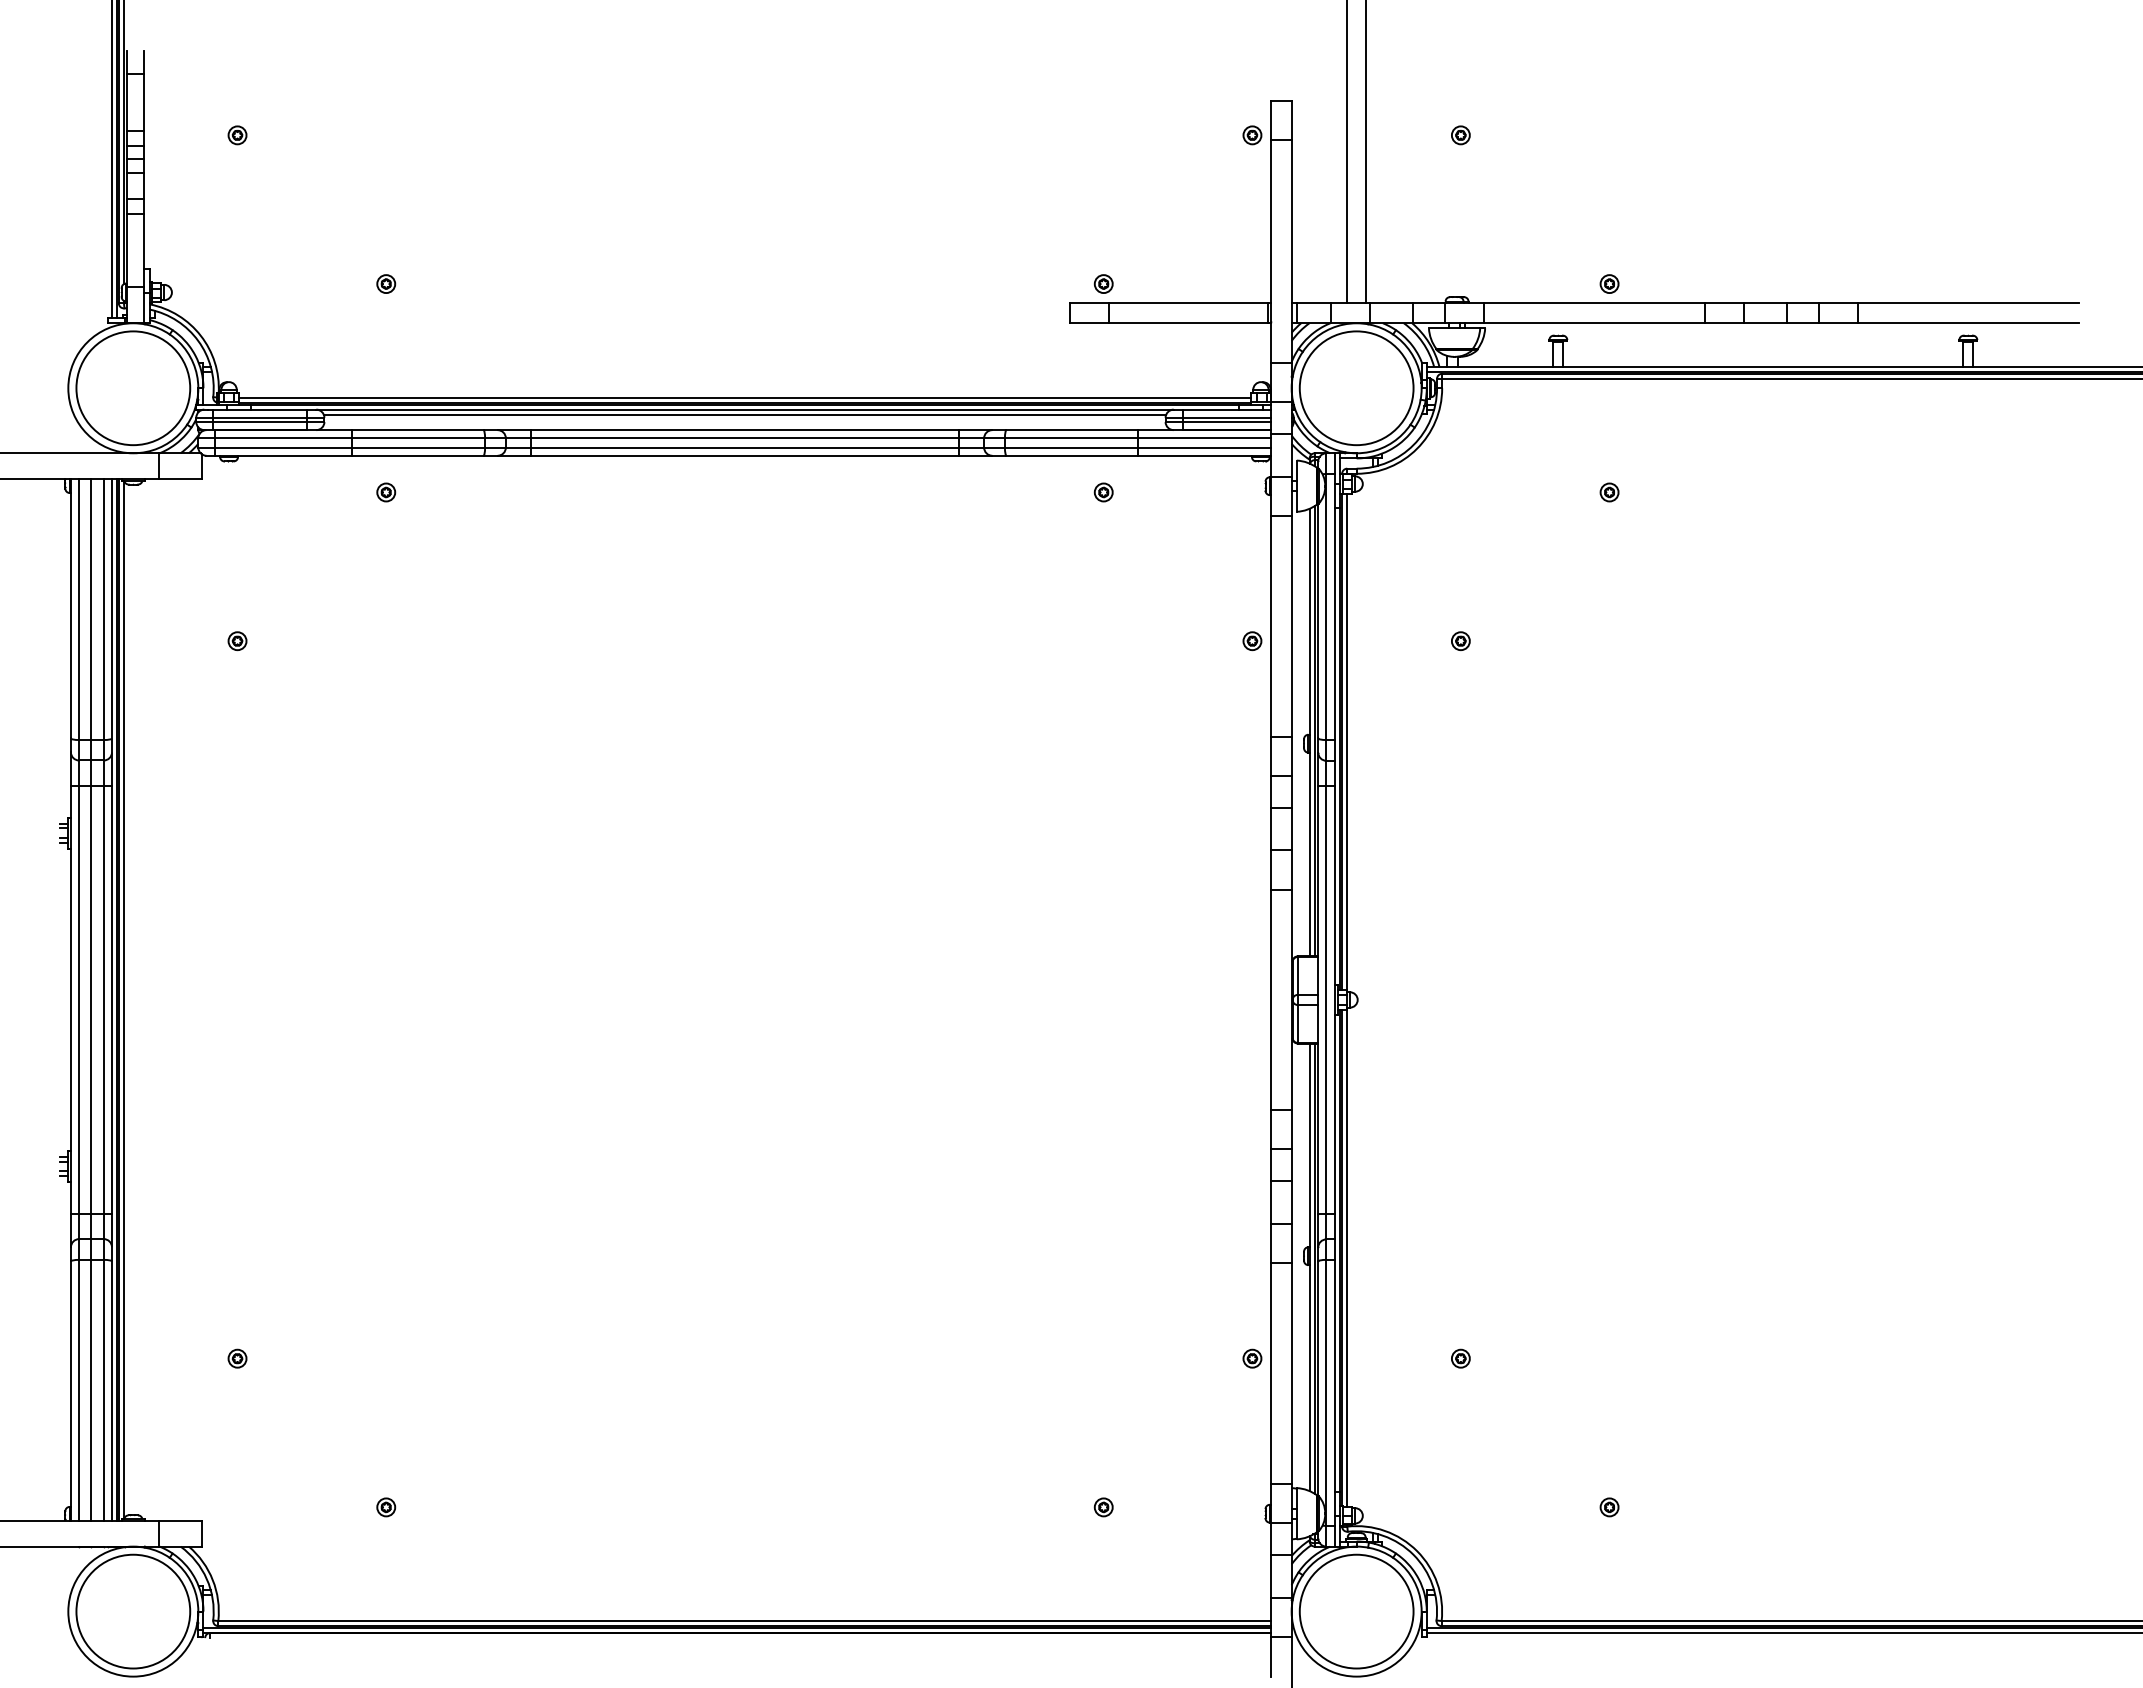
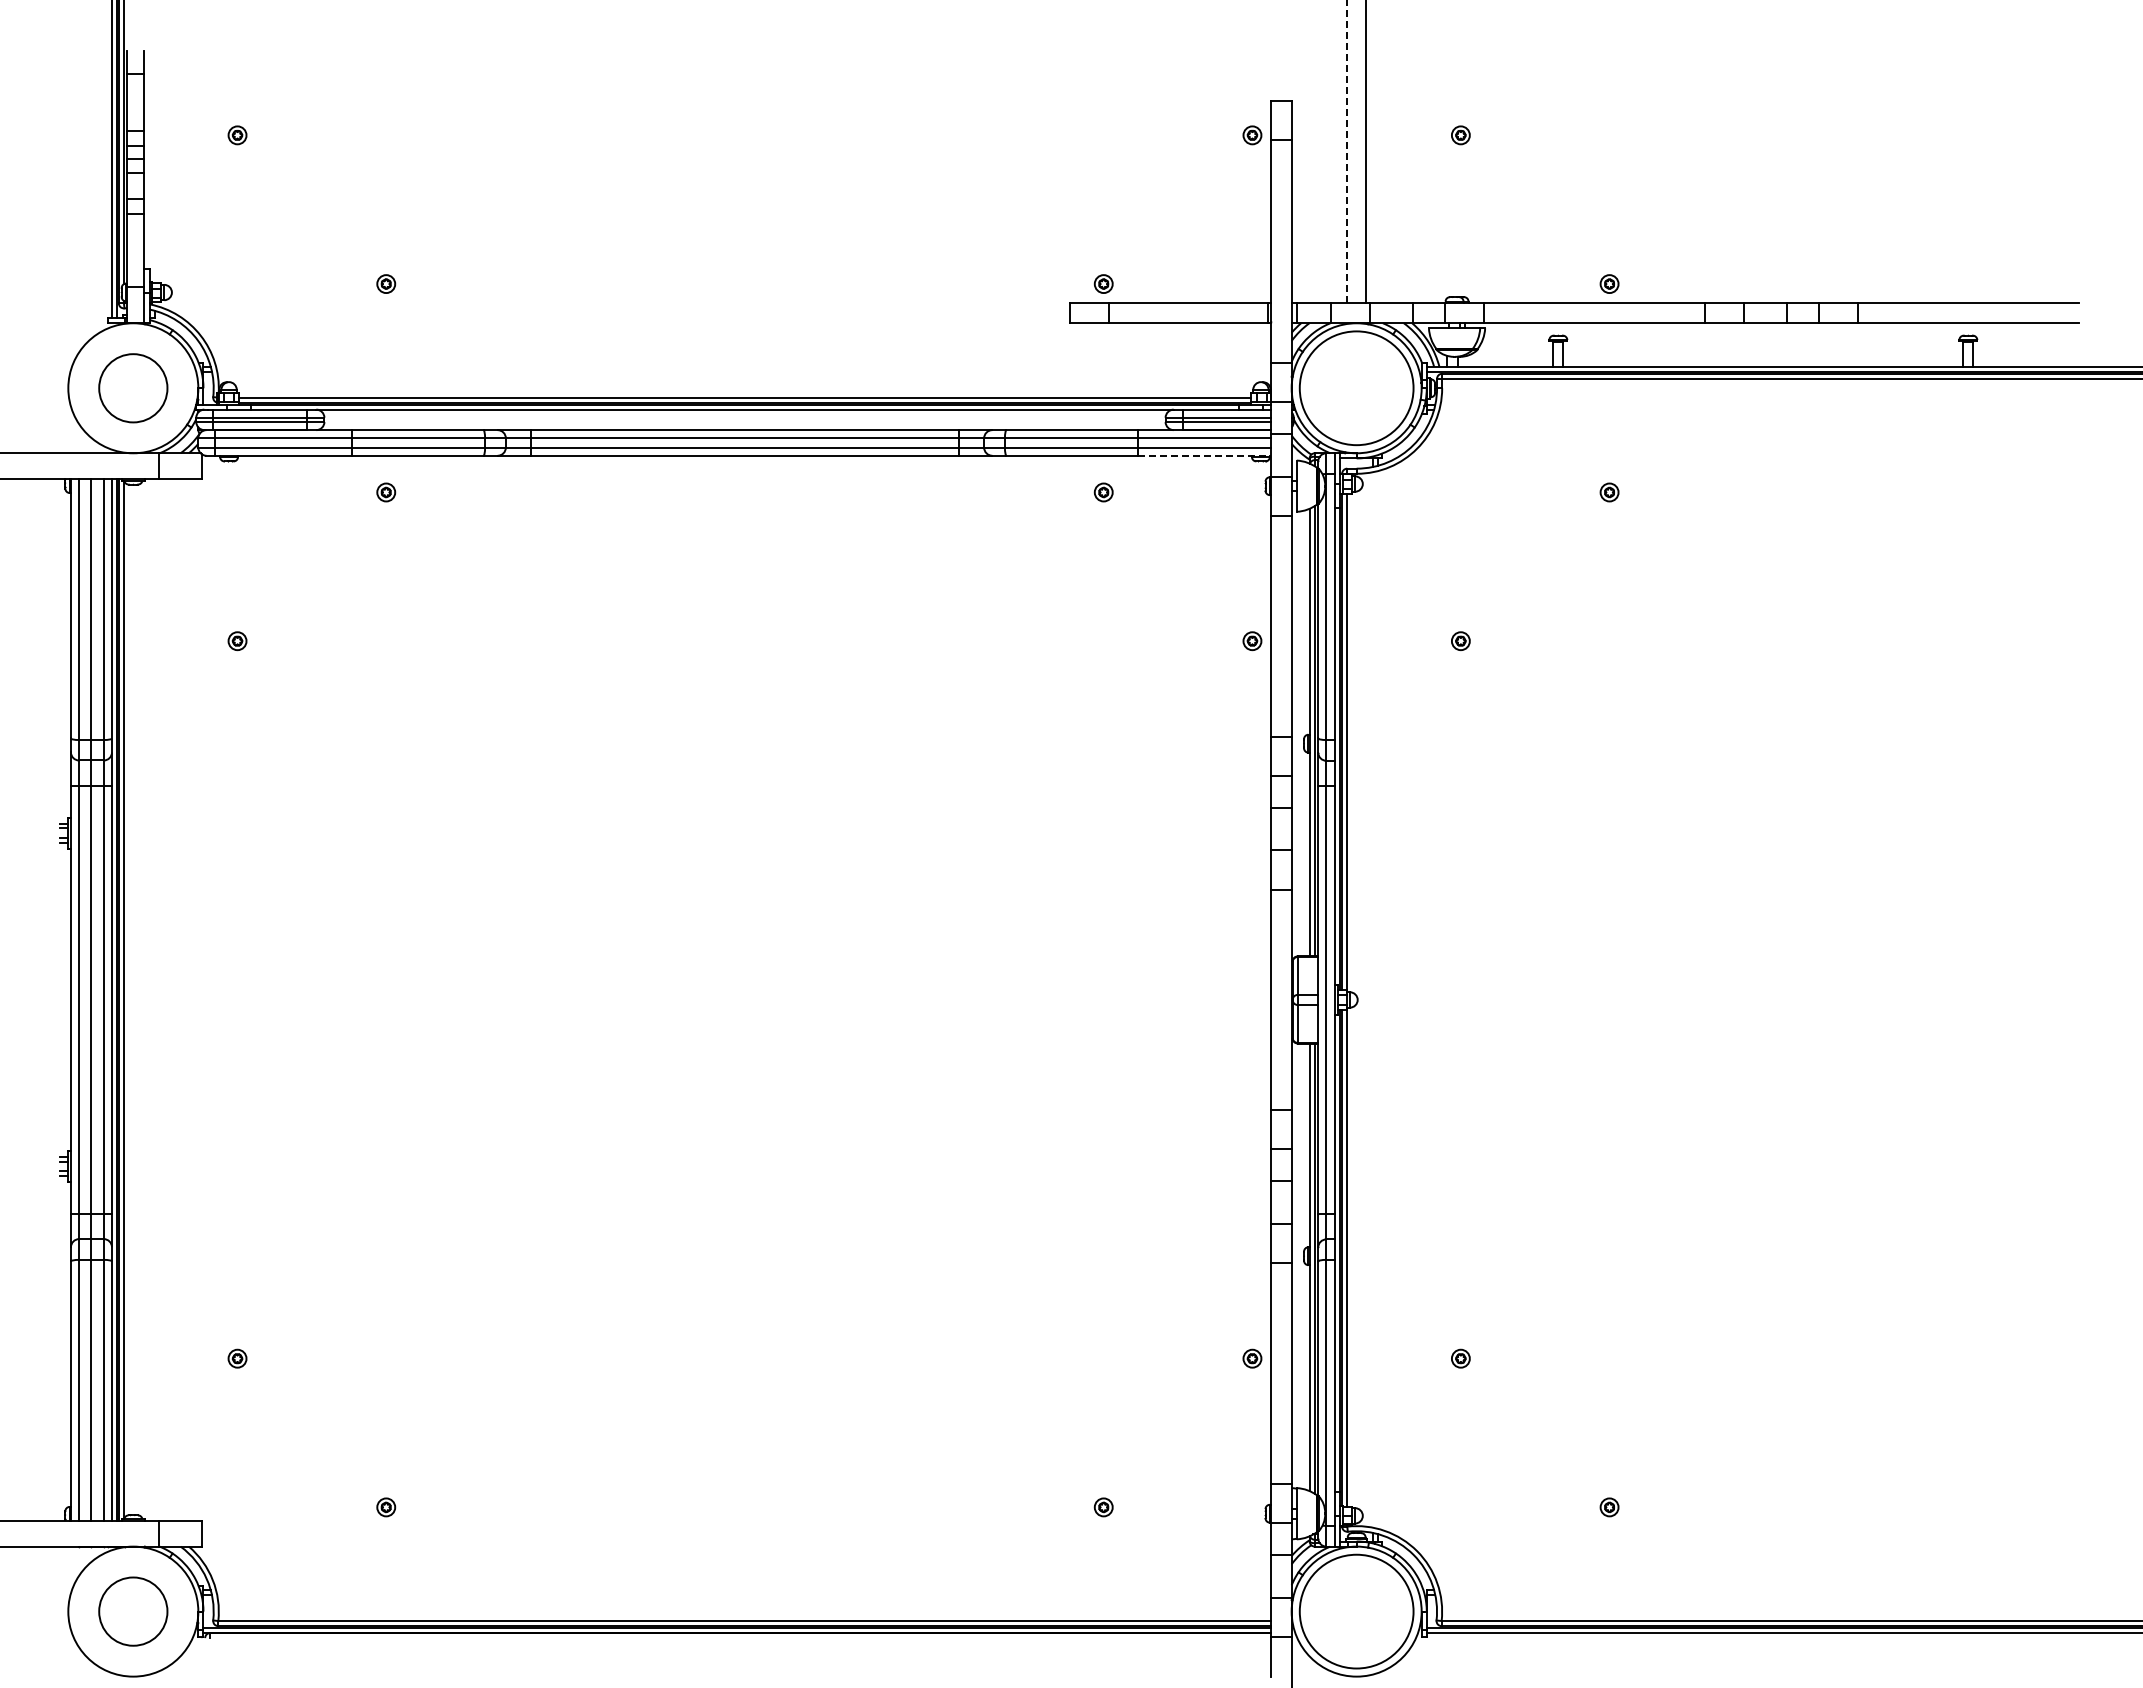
line: solid -> dashed (1347, 151)
circle diameter: 114 px -> 68 px (133, 388)
line: present -> none (744, 414)
line: solid -> dashed (1204, 455)
circle diameter: 114 px -> 68 px (133, 1611)
